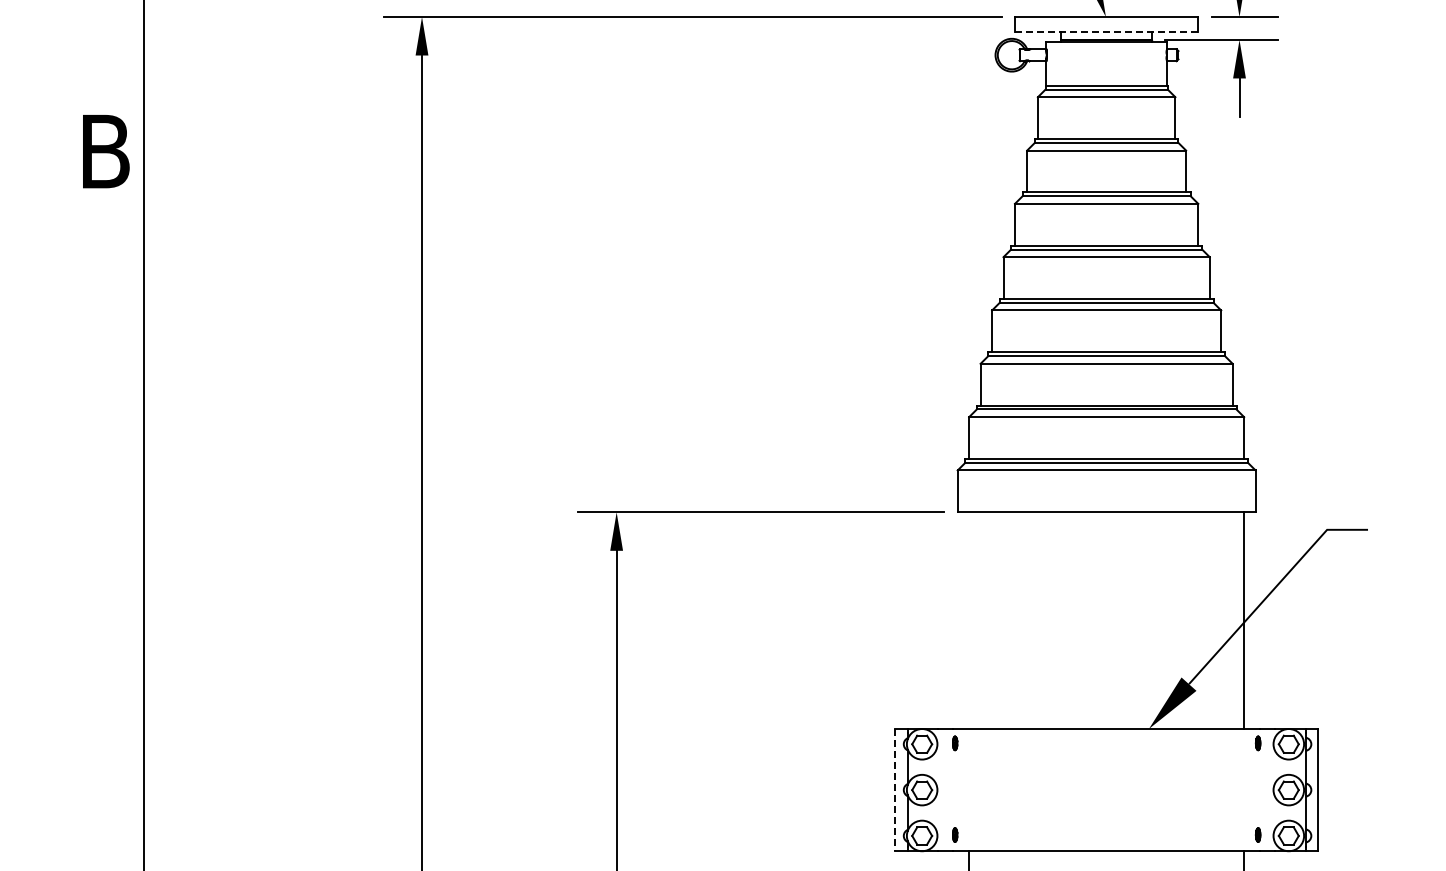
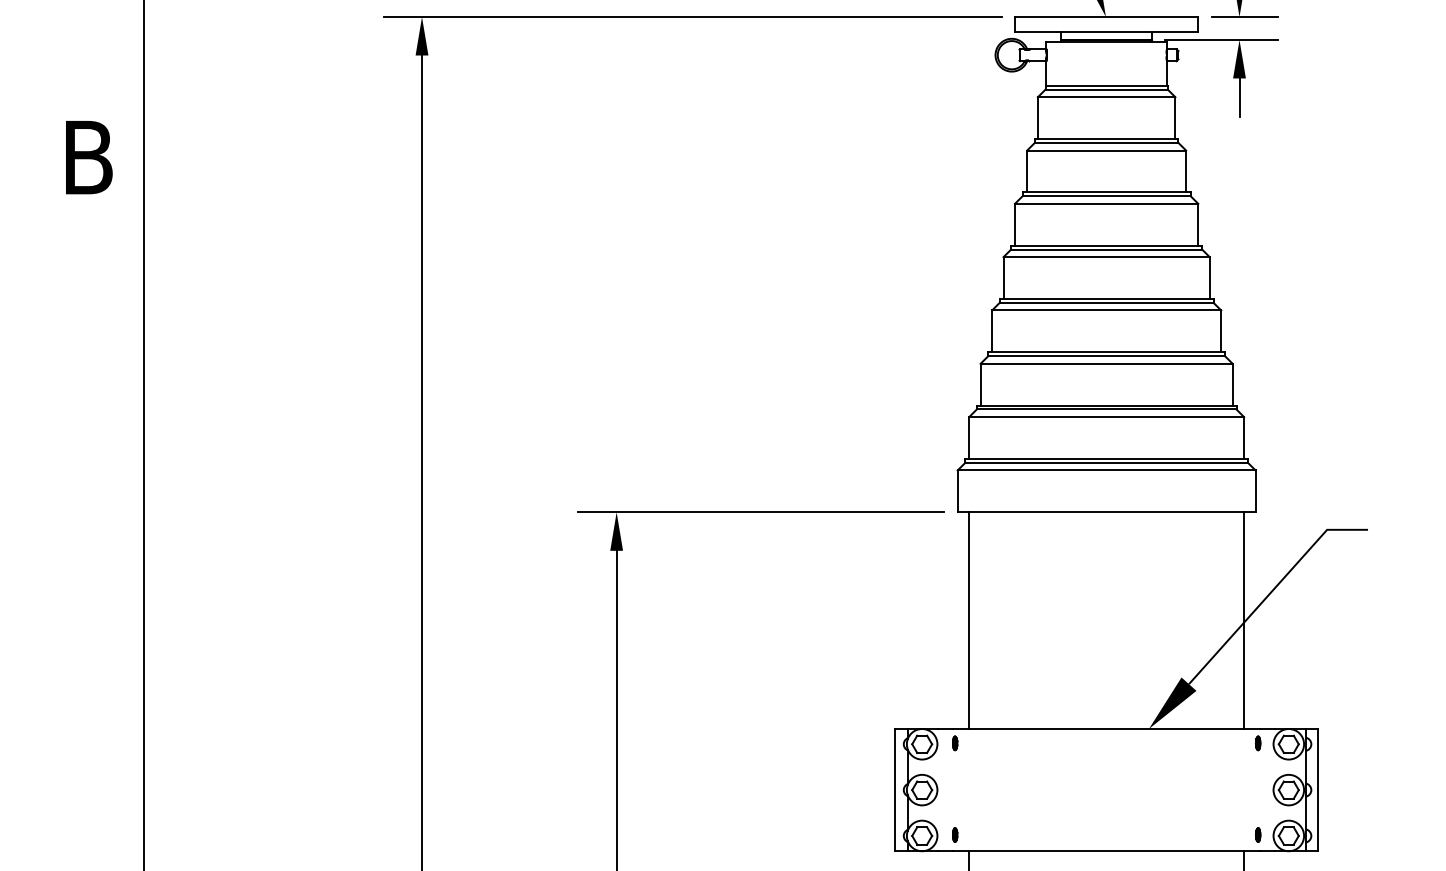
line: dashed -> solid (1106, 32)
text position: (106, 151) -> (89, 157) (89, 157)
line: none -> present (969, 620)
line: dashed -> solid (895, 790)
